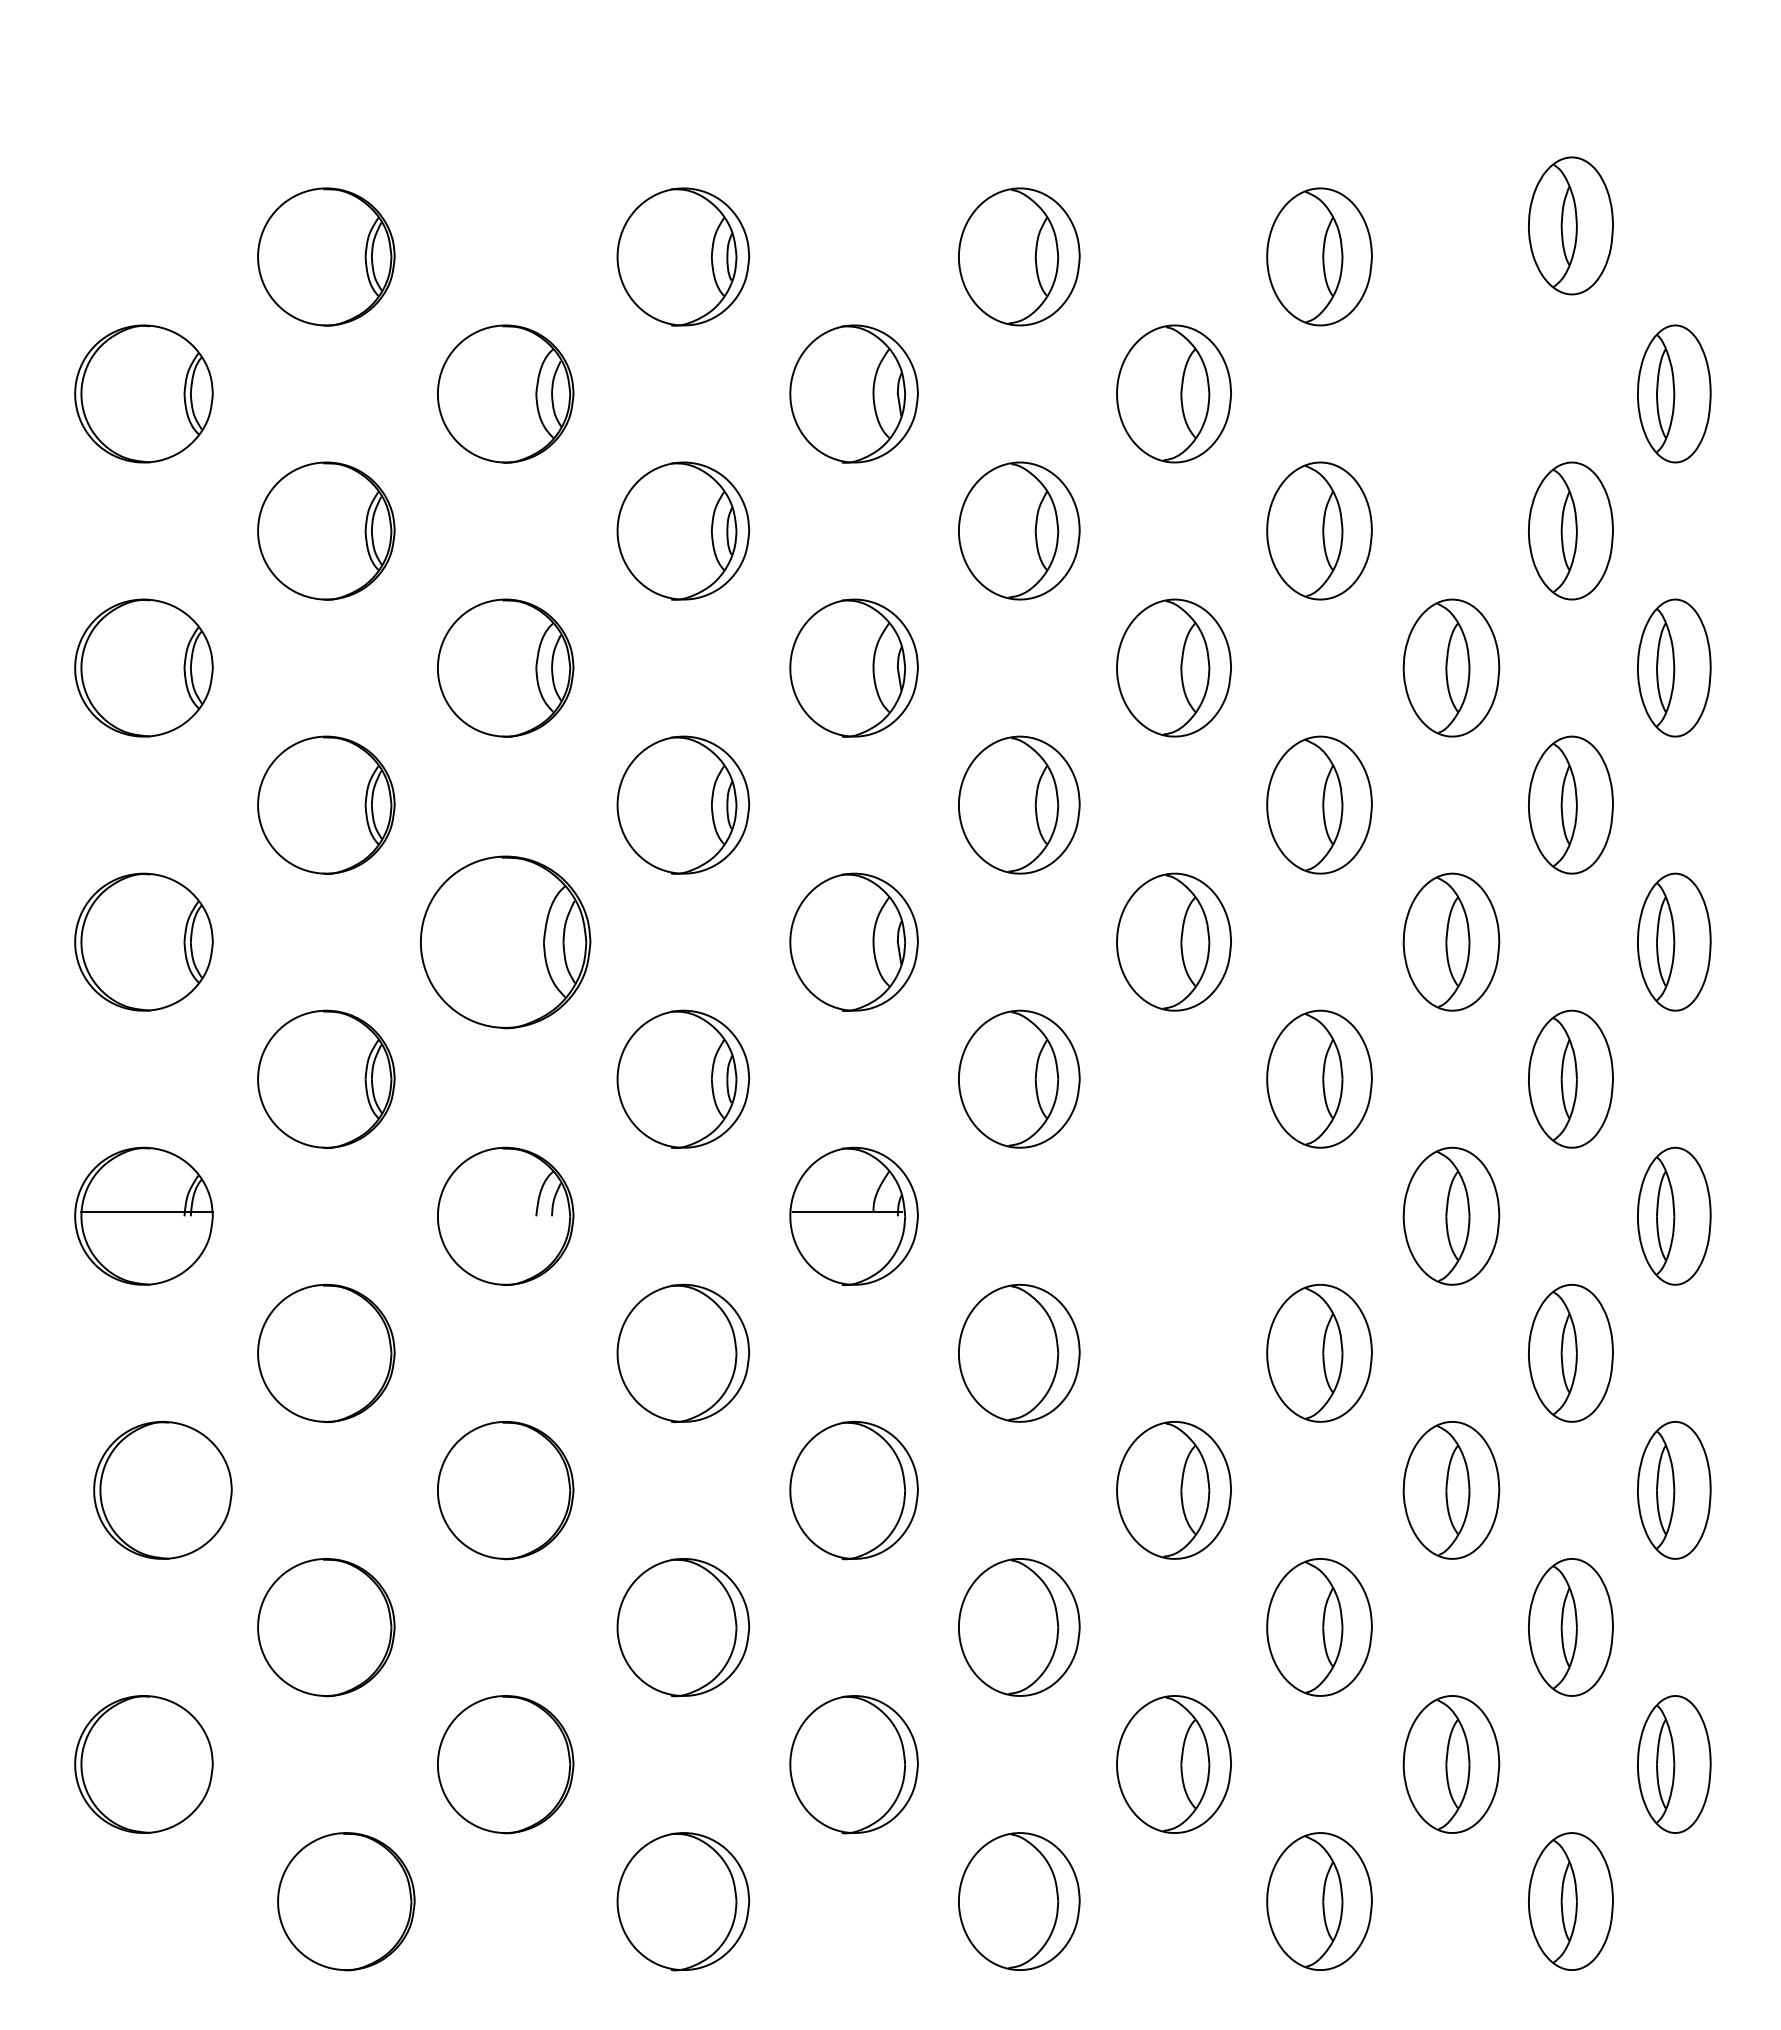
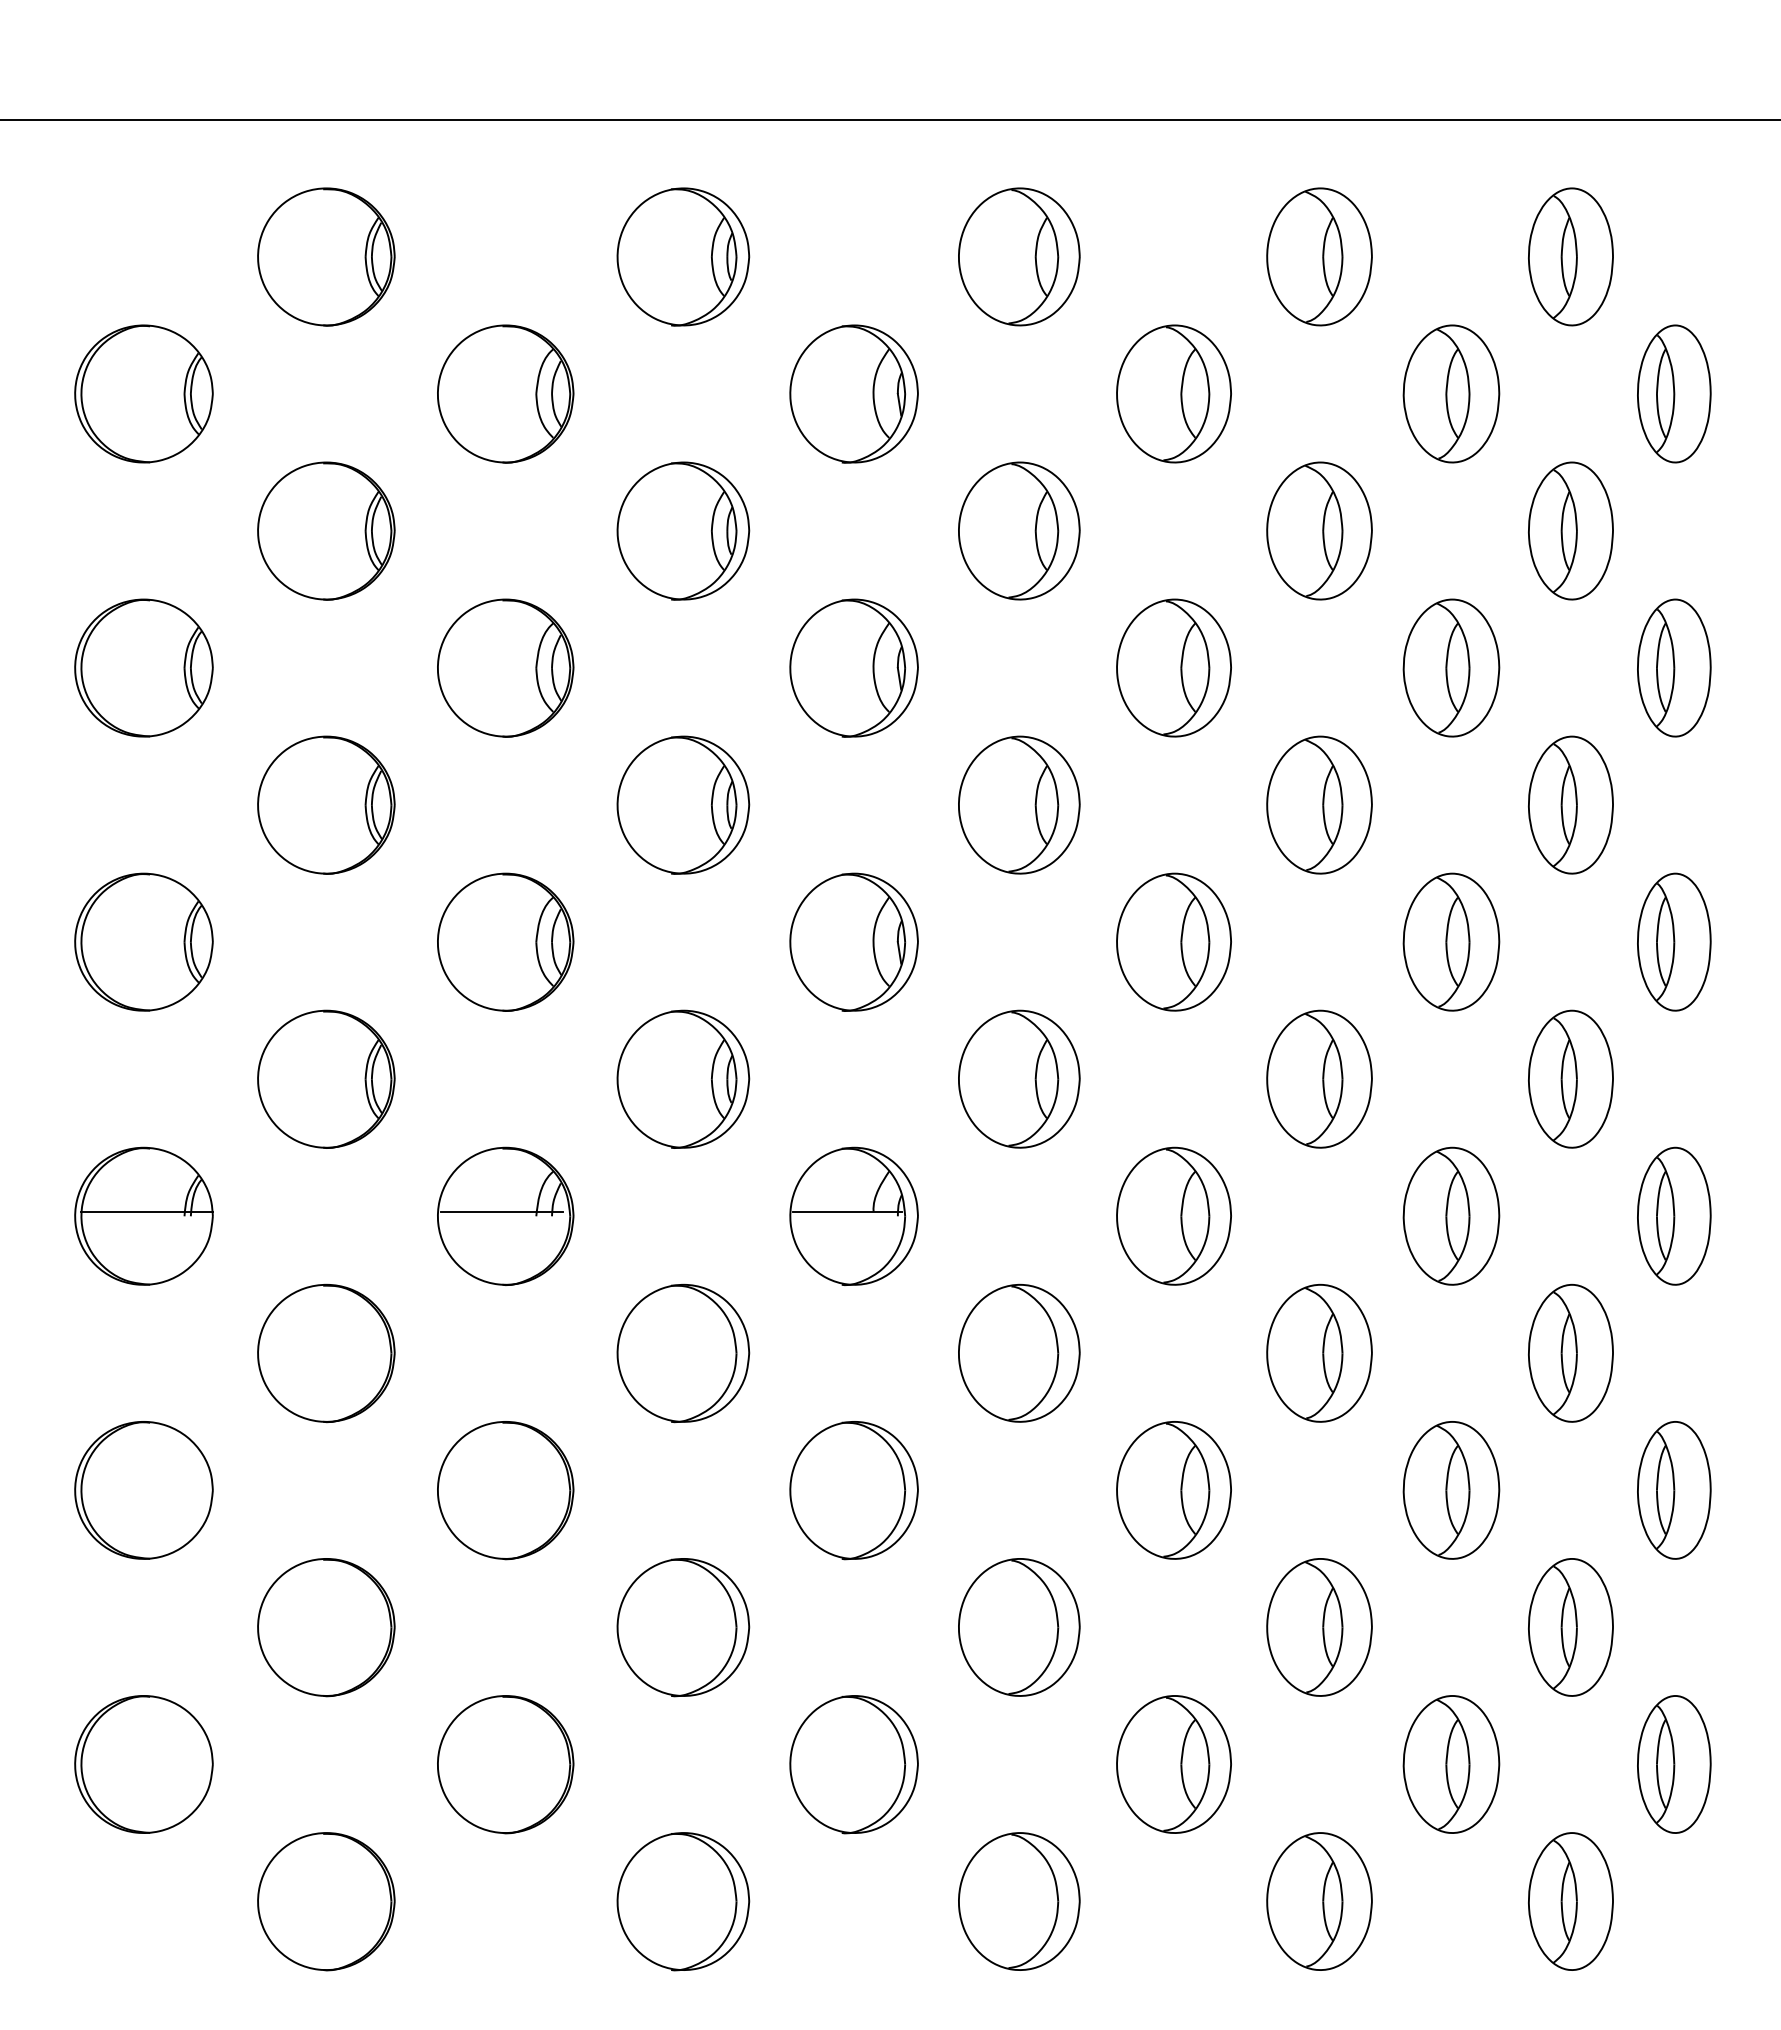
line: none -> present (889, 119)
part position: (1570, 225) -> (1570, 256) (1570, 256)
part: none -> present (1451, 393)
part size: 172x175 px -> 138x140 px (505, 941)
line: none -> present (502, 1211)
part: none -> present (1173, 1215)
part position: (162, 1490) -> (143, 1490) (143, 1490)
part position: (346, 1901) -> (326, 1901) (326, 1901)
